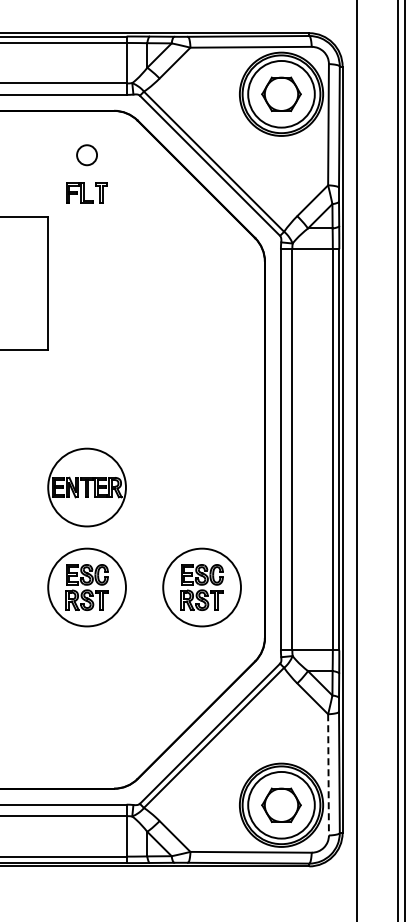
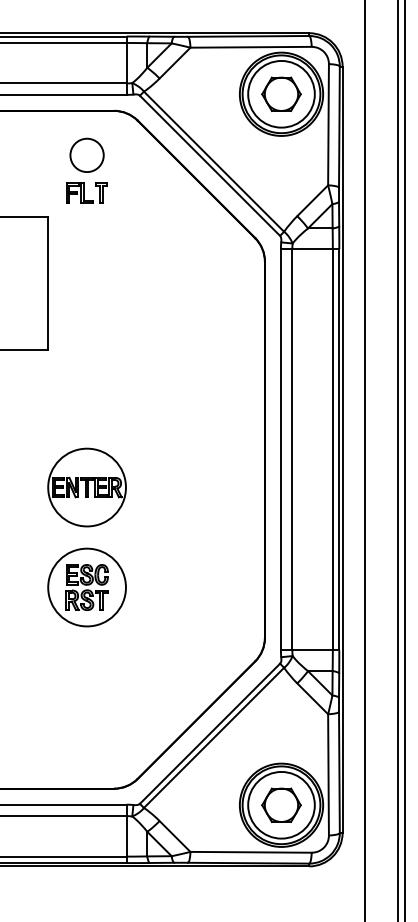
circle size: 22x23 px -> 36x36 px (86, 154)
line position: (356, 460) -> (364, 460) (364, 460)
part: present -> none (201, 587)
line: dashed -> solid (328, 774)
